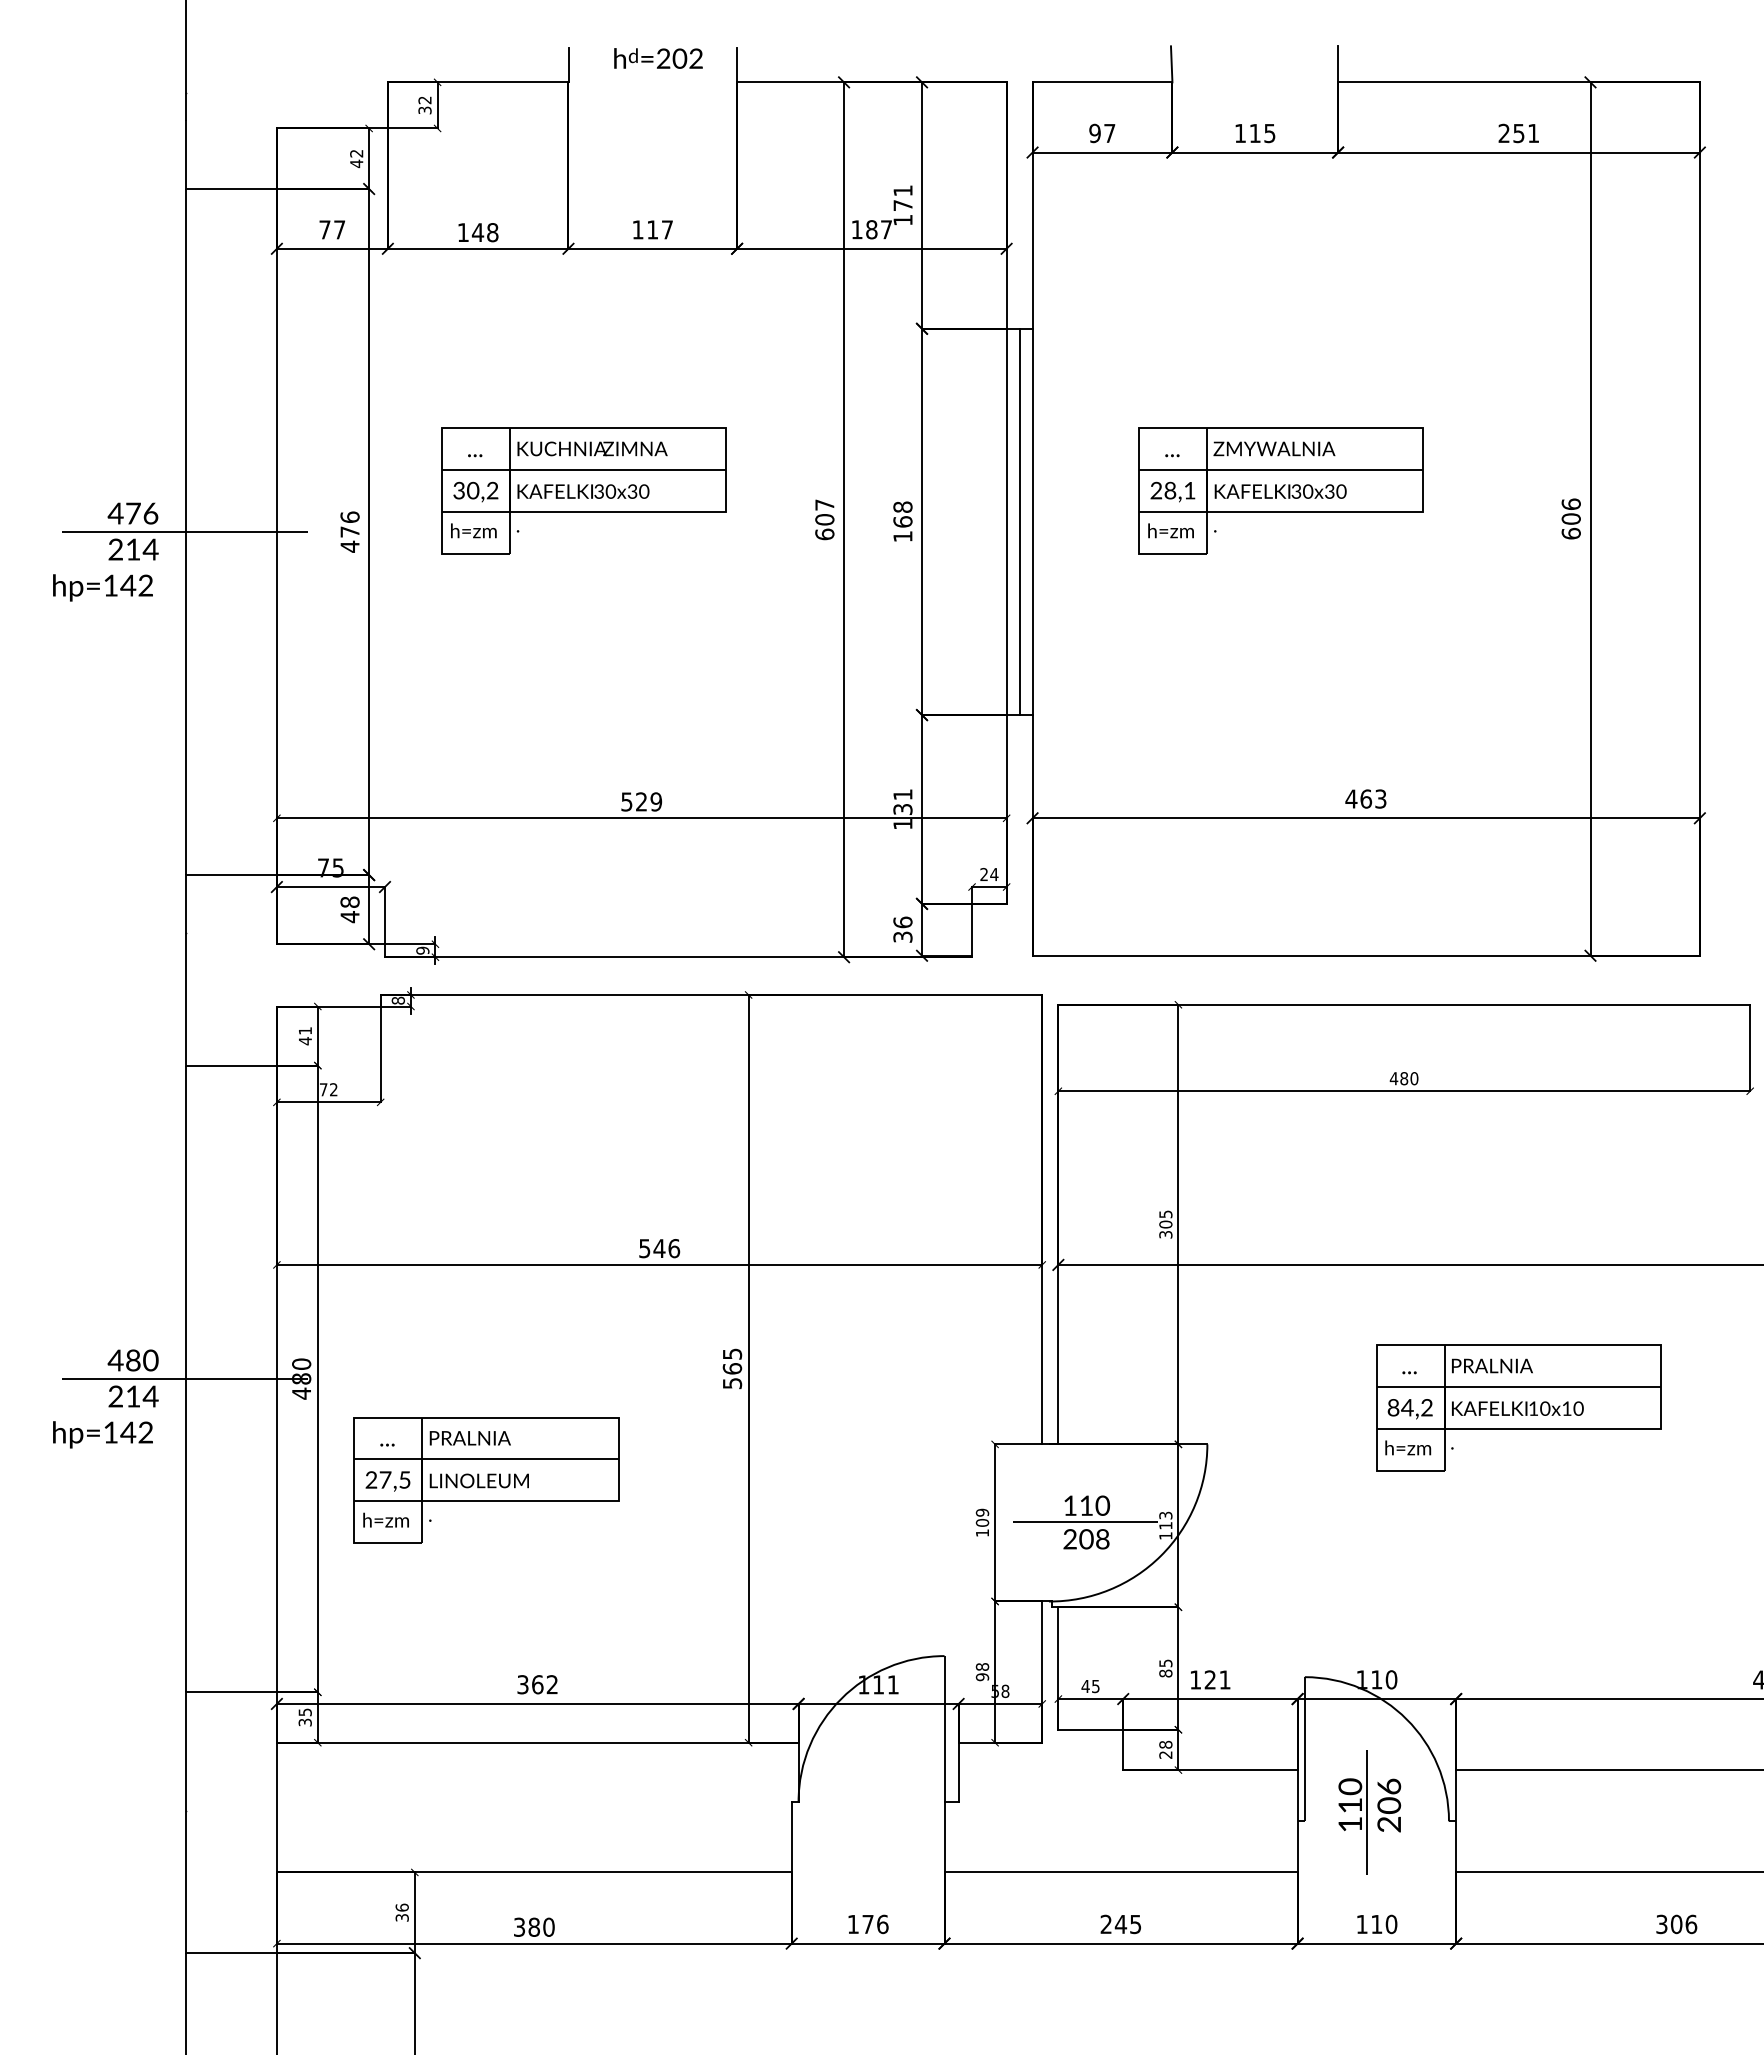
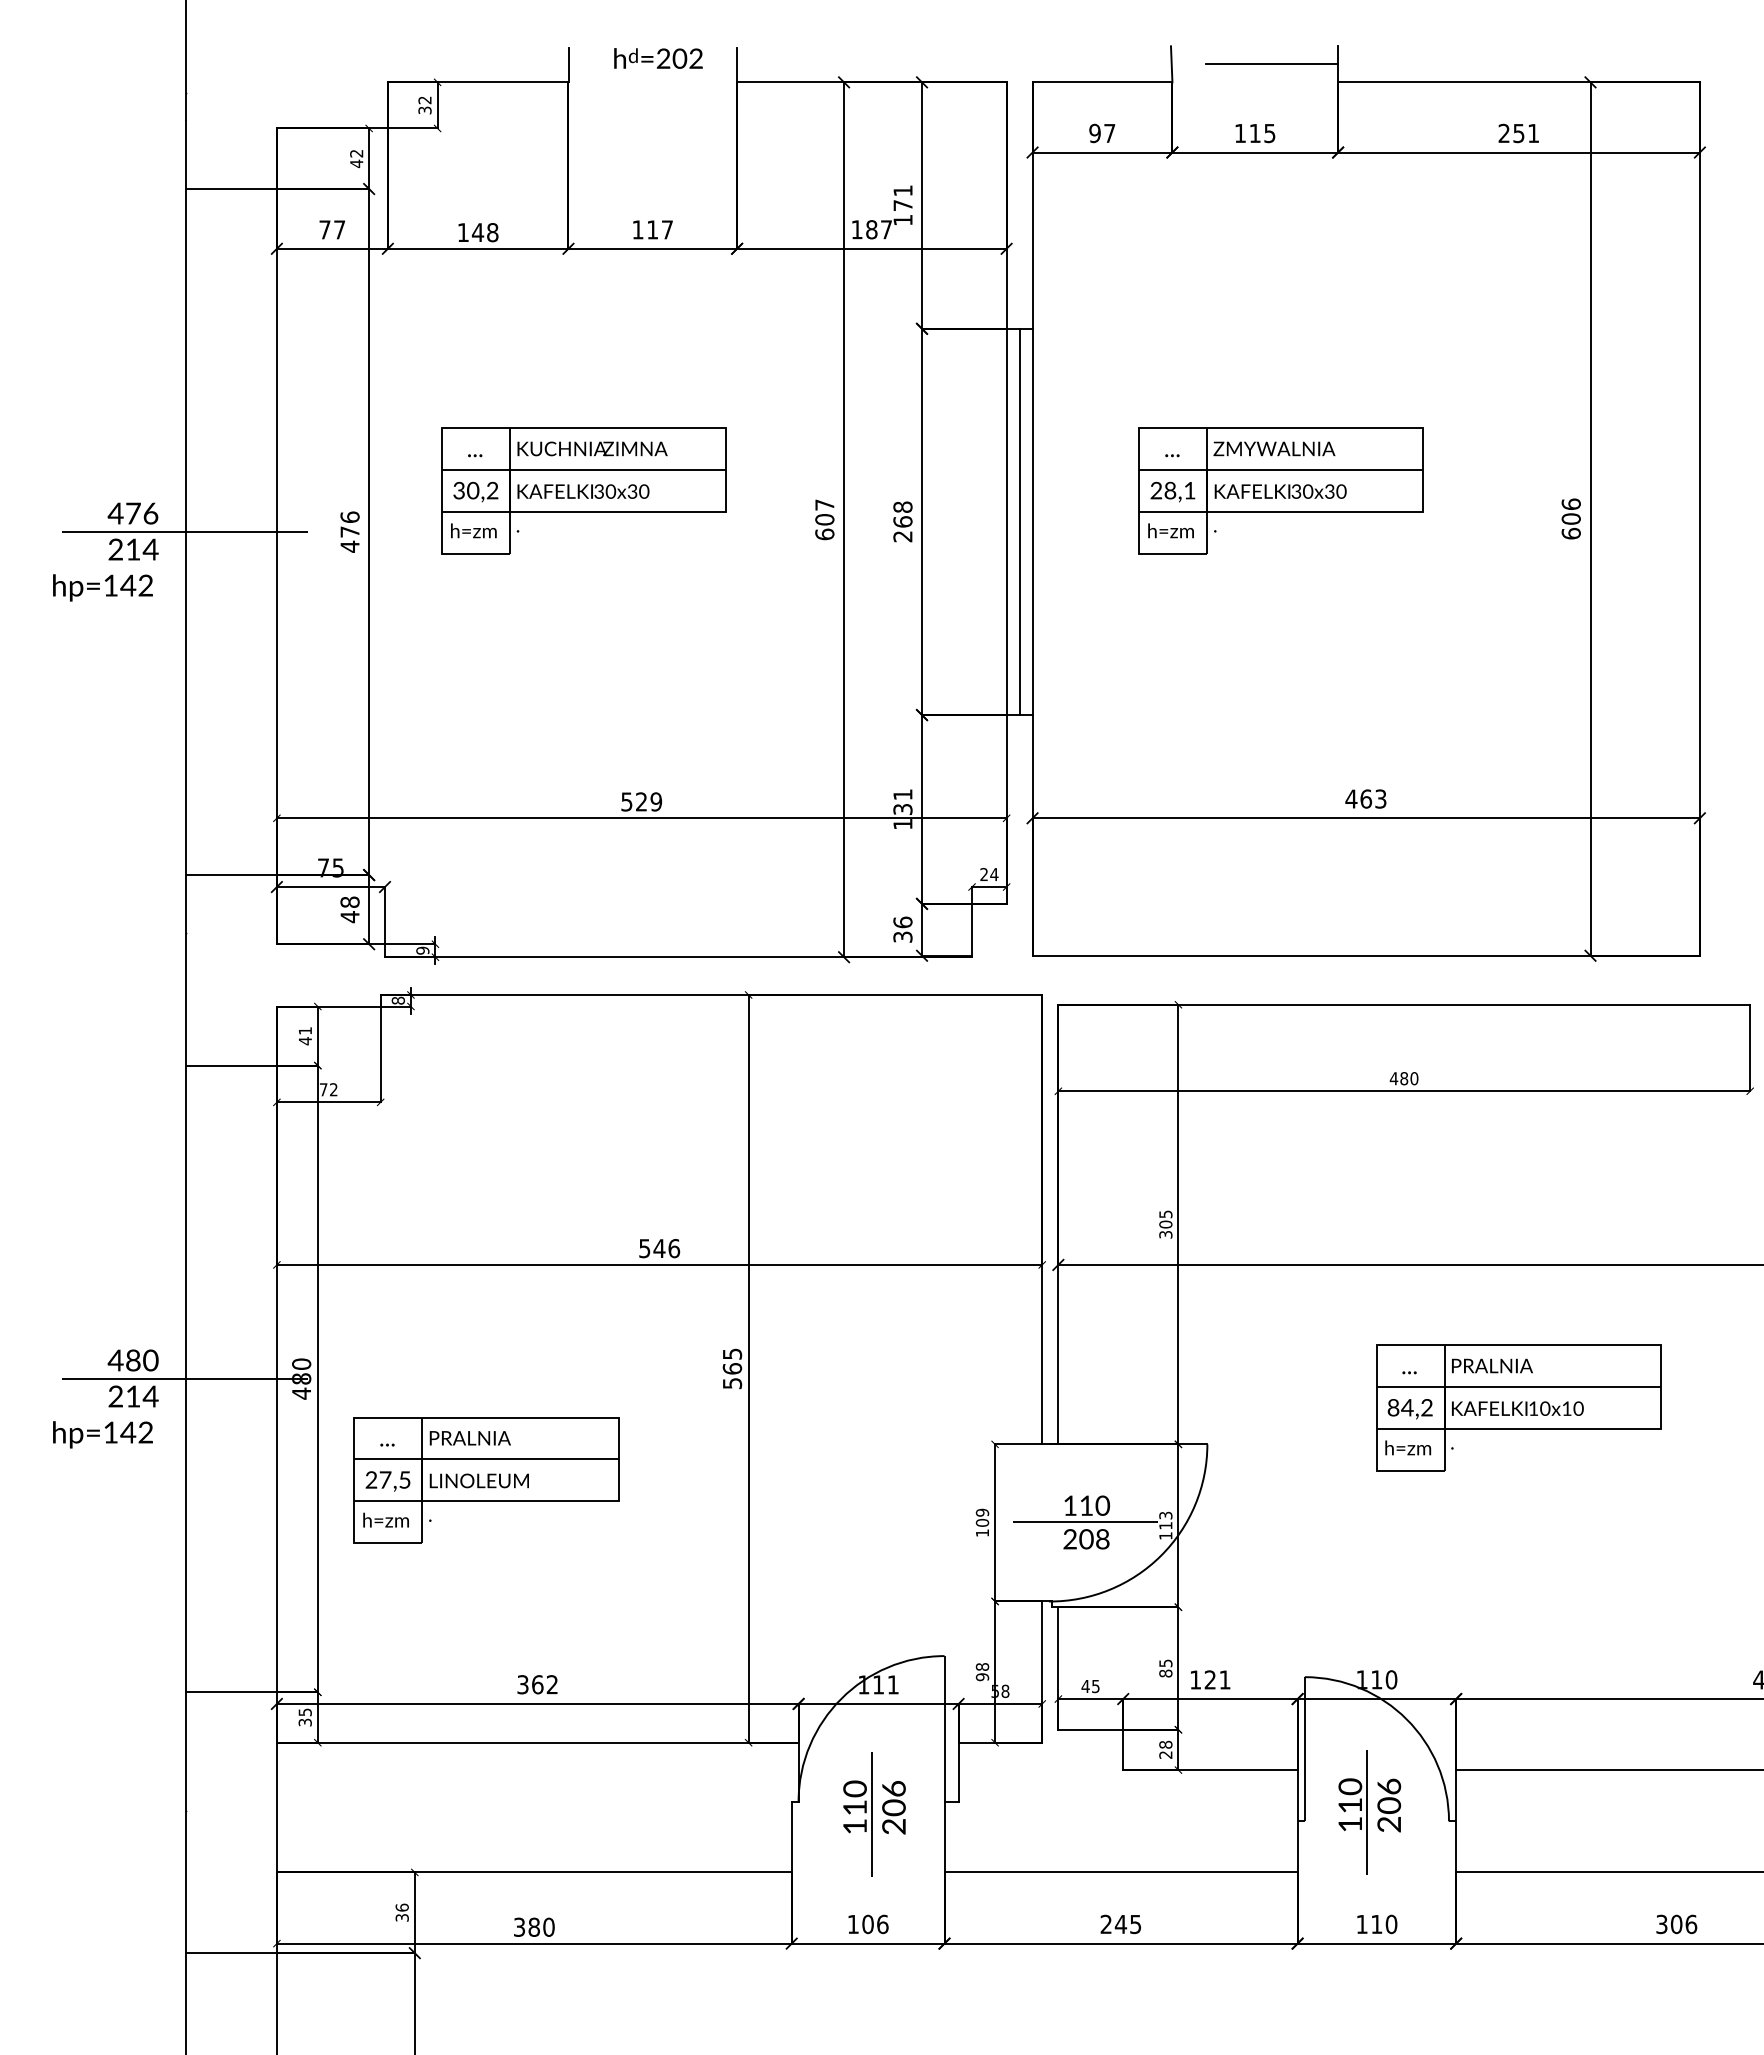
line: none -> present (1271, 64)
text: 168 -> 268 (902, 536)
part: none -> present (874, 1814)
text: 176 -> 106 (867, 1924)
